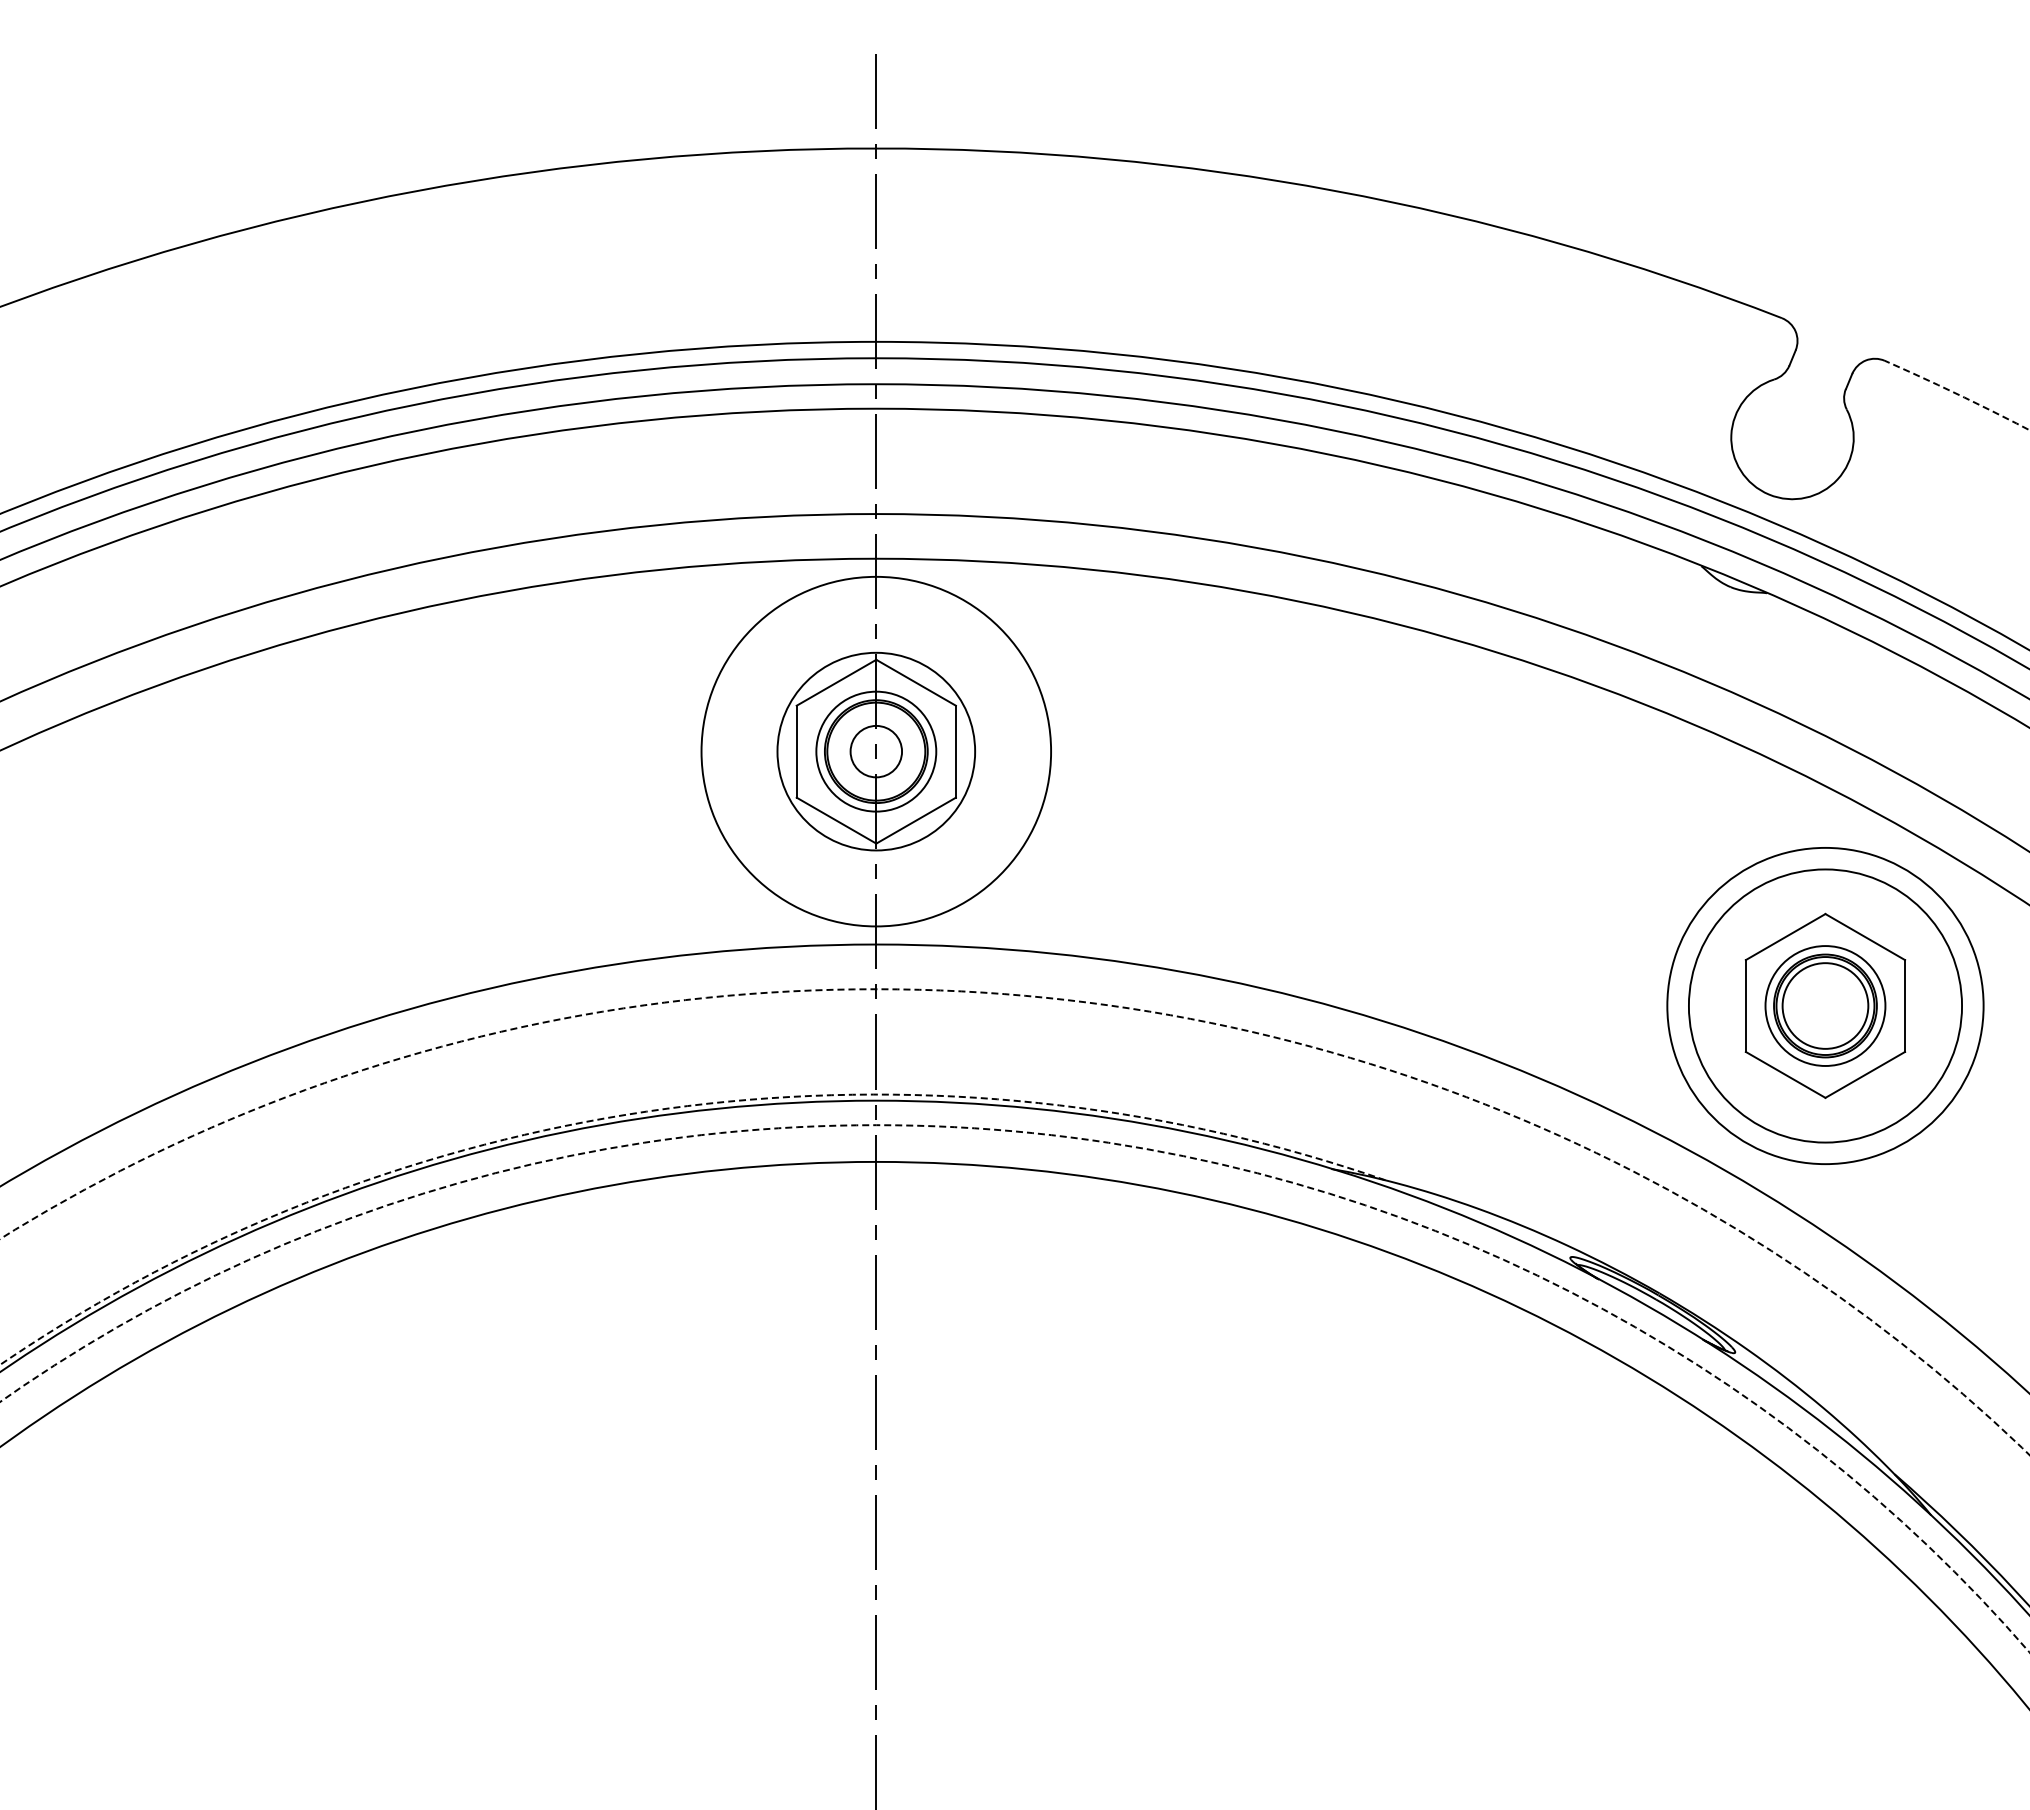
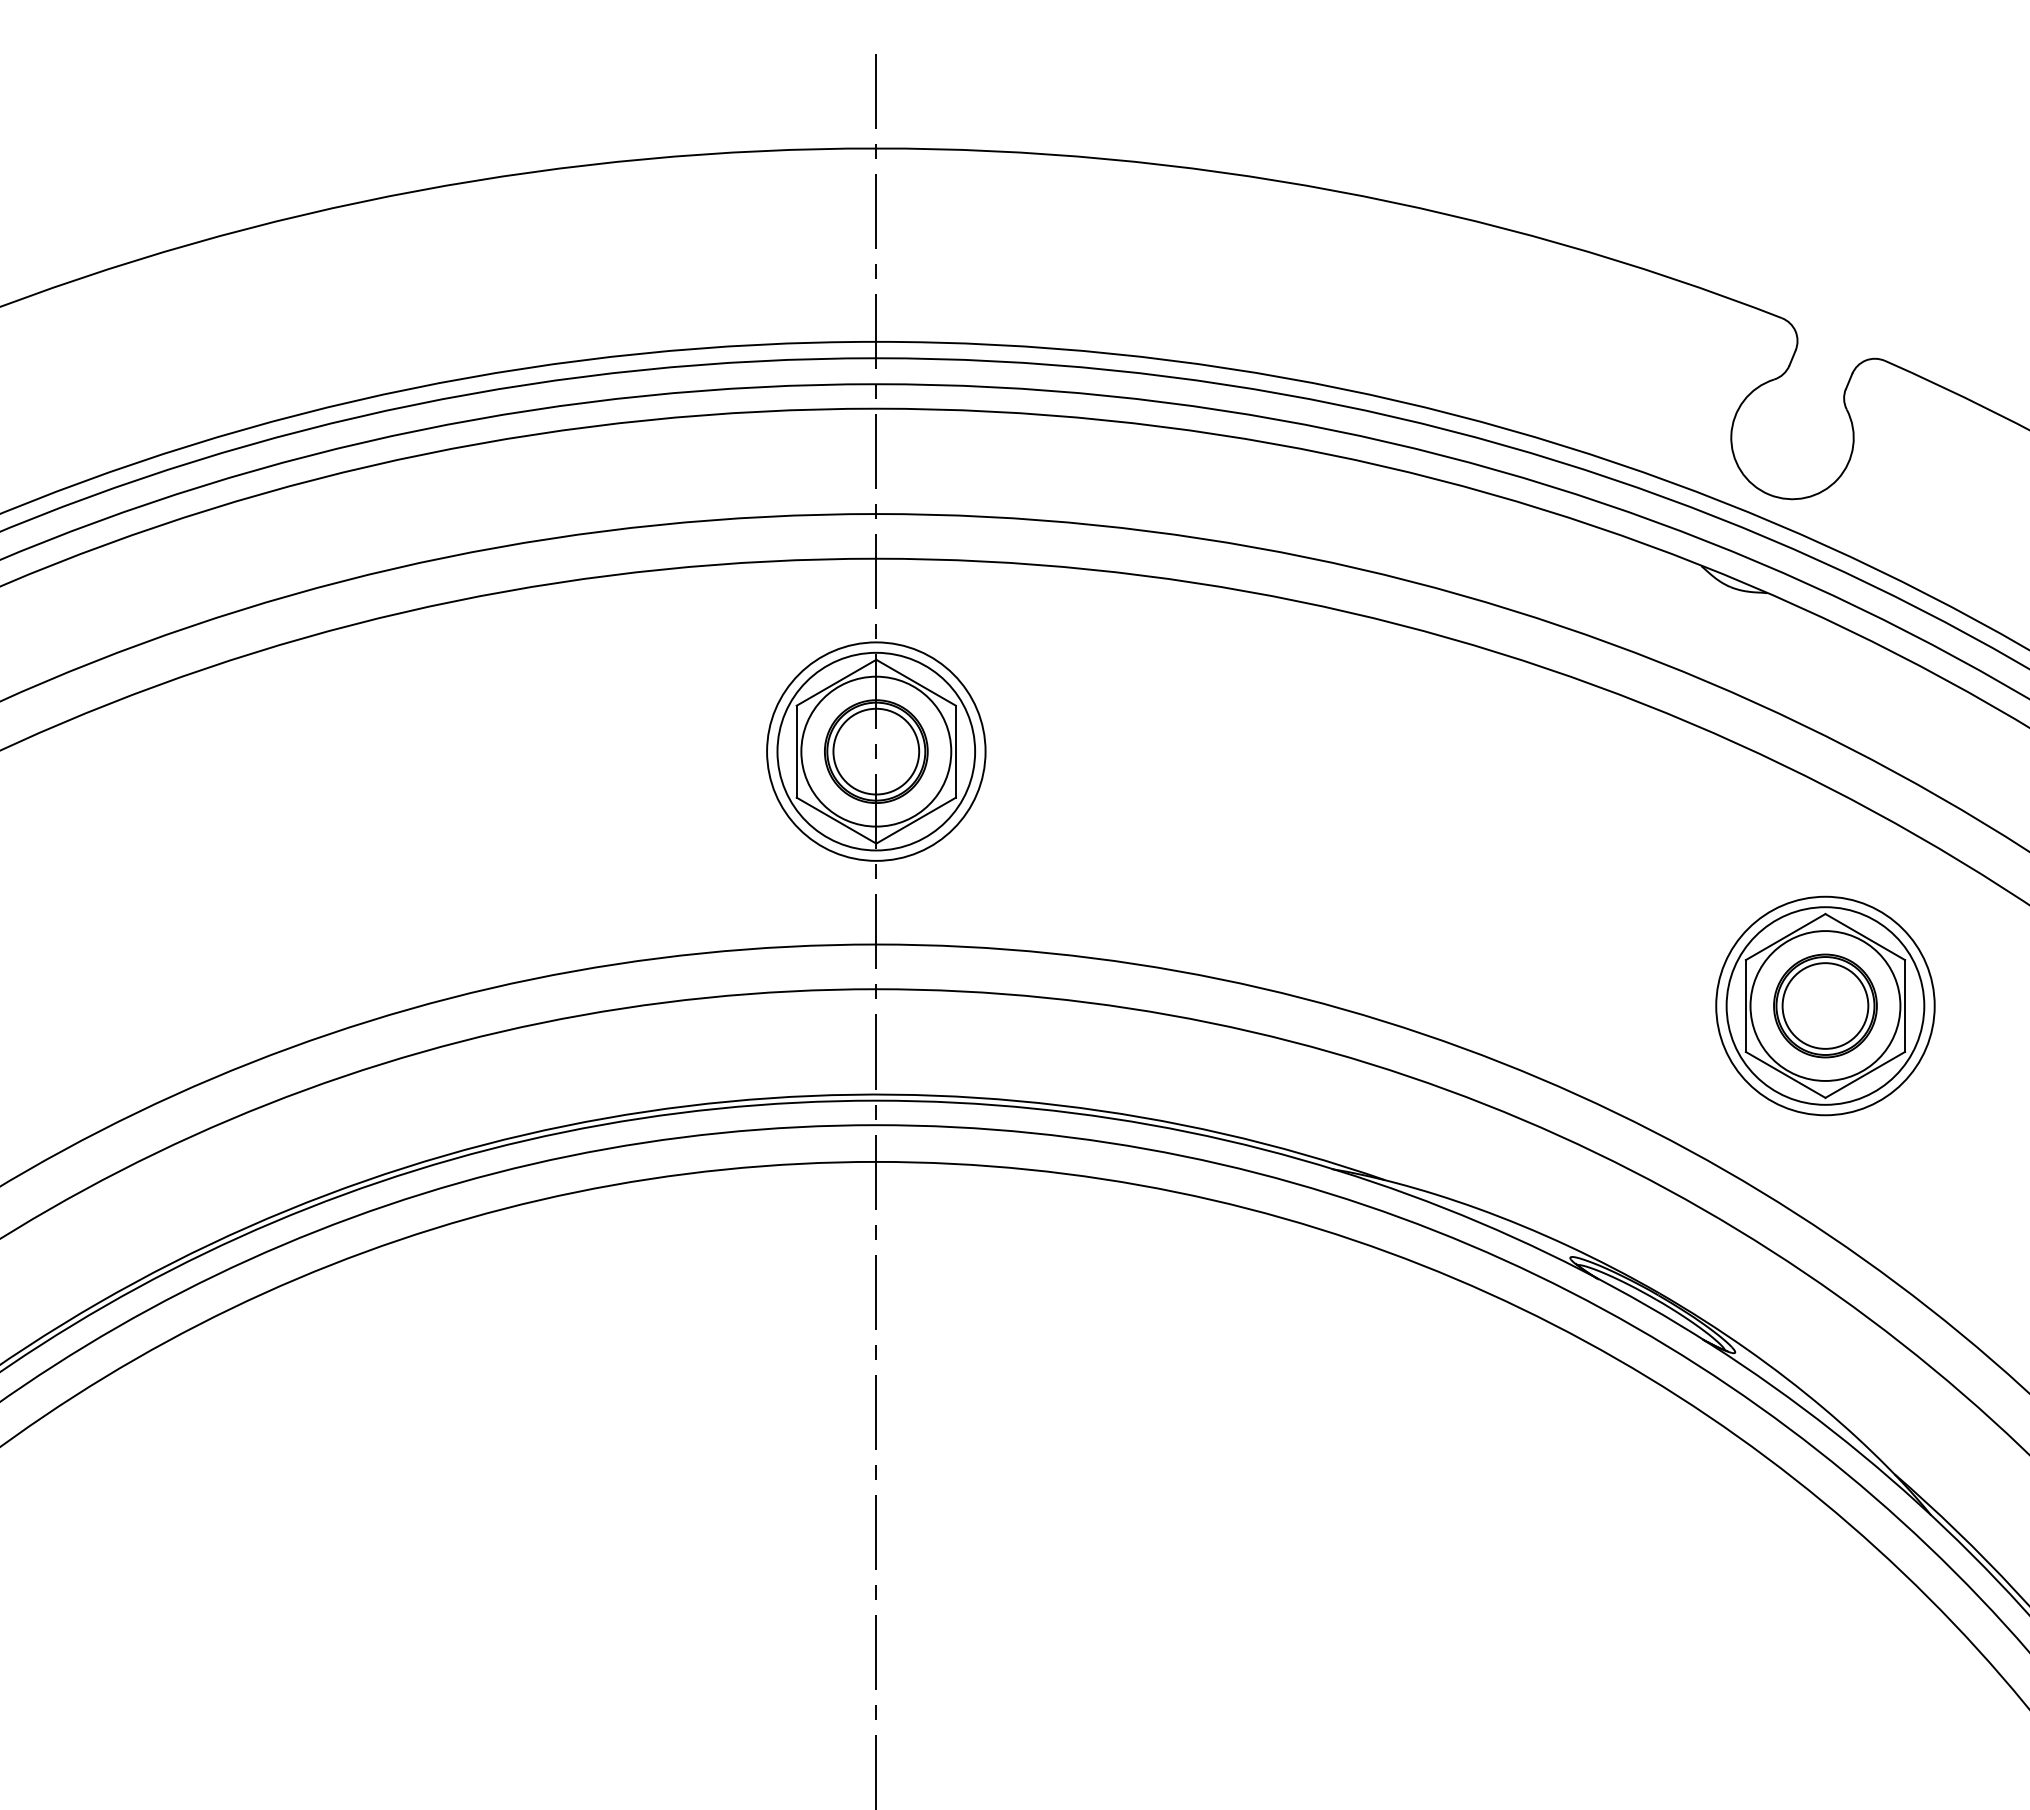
arc: dashed -> solid (1958, 394)
circle diameter: 120 px -> 150 px (876, 751)
circle diameter: 350 px -> 218 px (876, 751)
circle diameter: 51 px -> 86 px (876, 751)
circle diameter: 120 px -> 150 px (1825, 1005)
circle diameter: 273 px -> 218 px (1825, 1005)
circle diameter: 316 px -> 198 px (1825, 1005)
arc: dashed -> solid (668, 1108)
circle: dashed -> solid (1014, 1222)
circle: dashed -> solid (1014, 1388)
